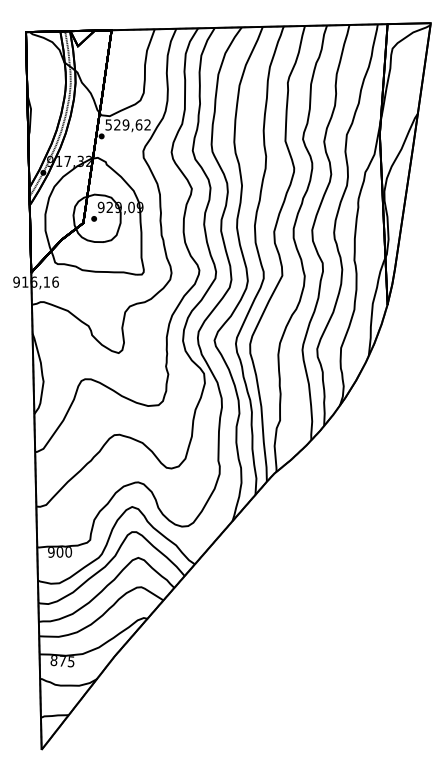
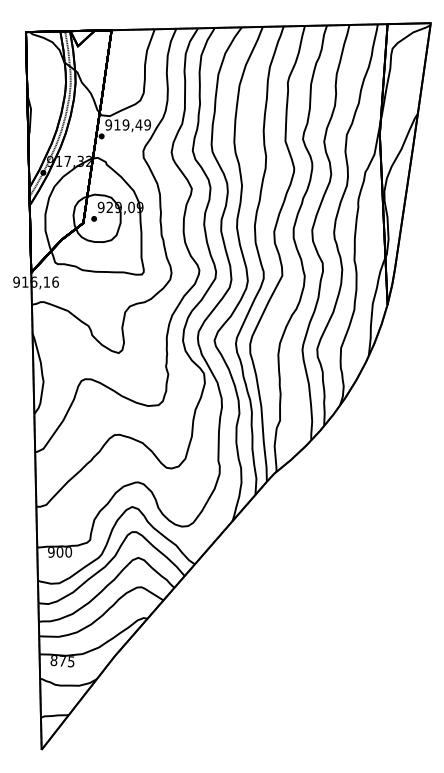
text: 529,62 -> 919,49 (127, 124)
